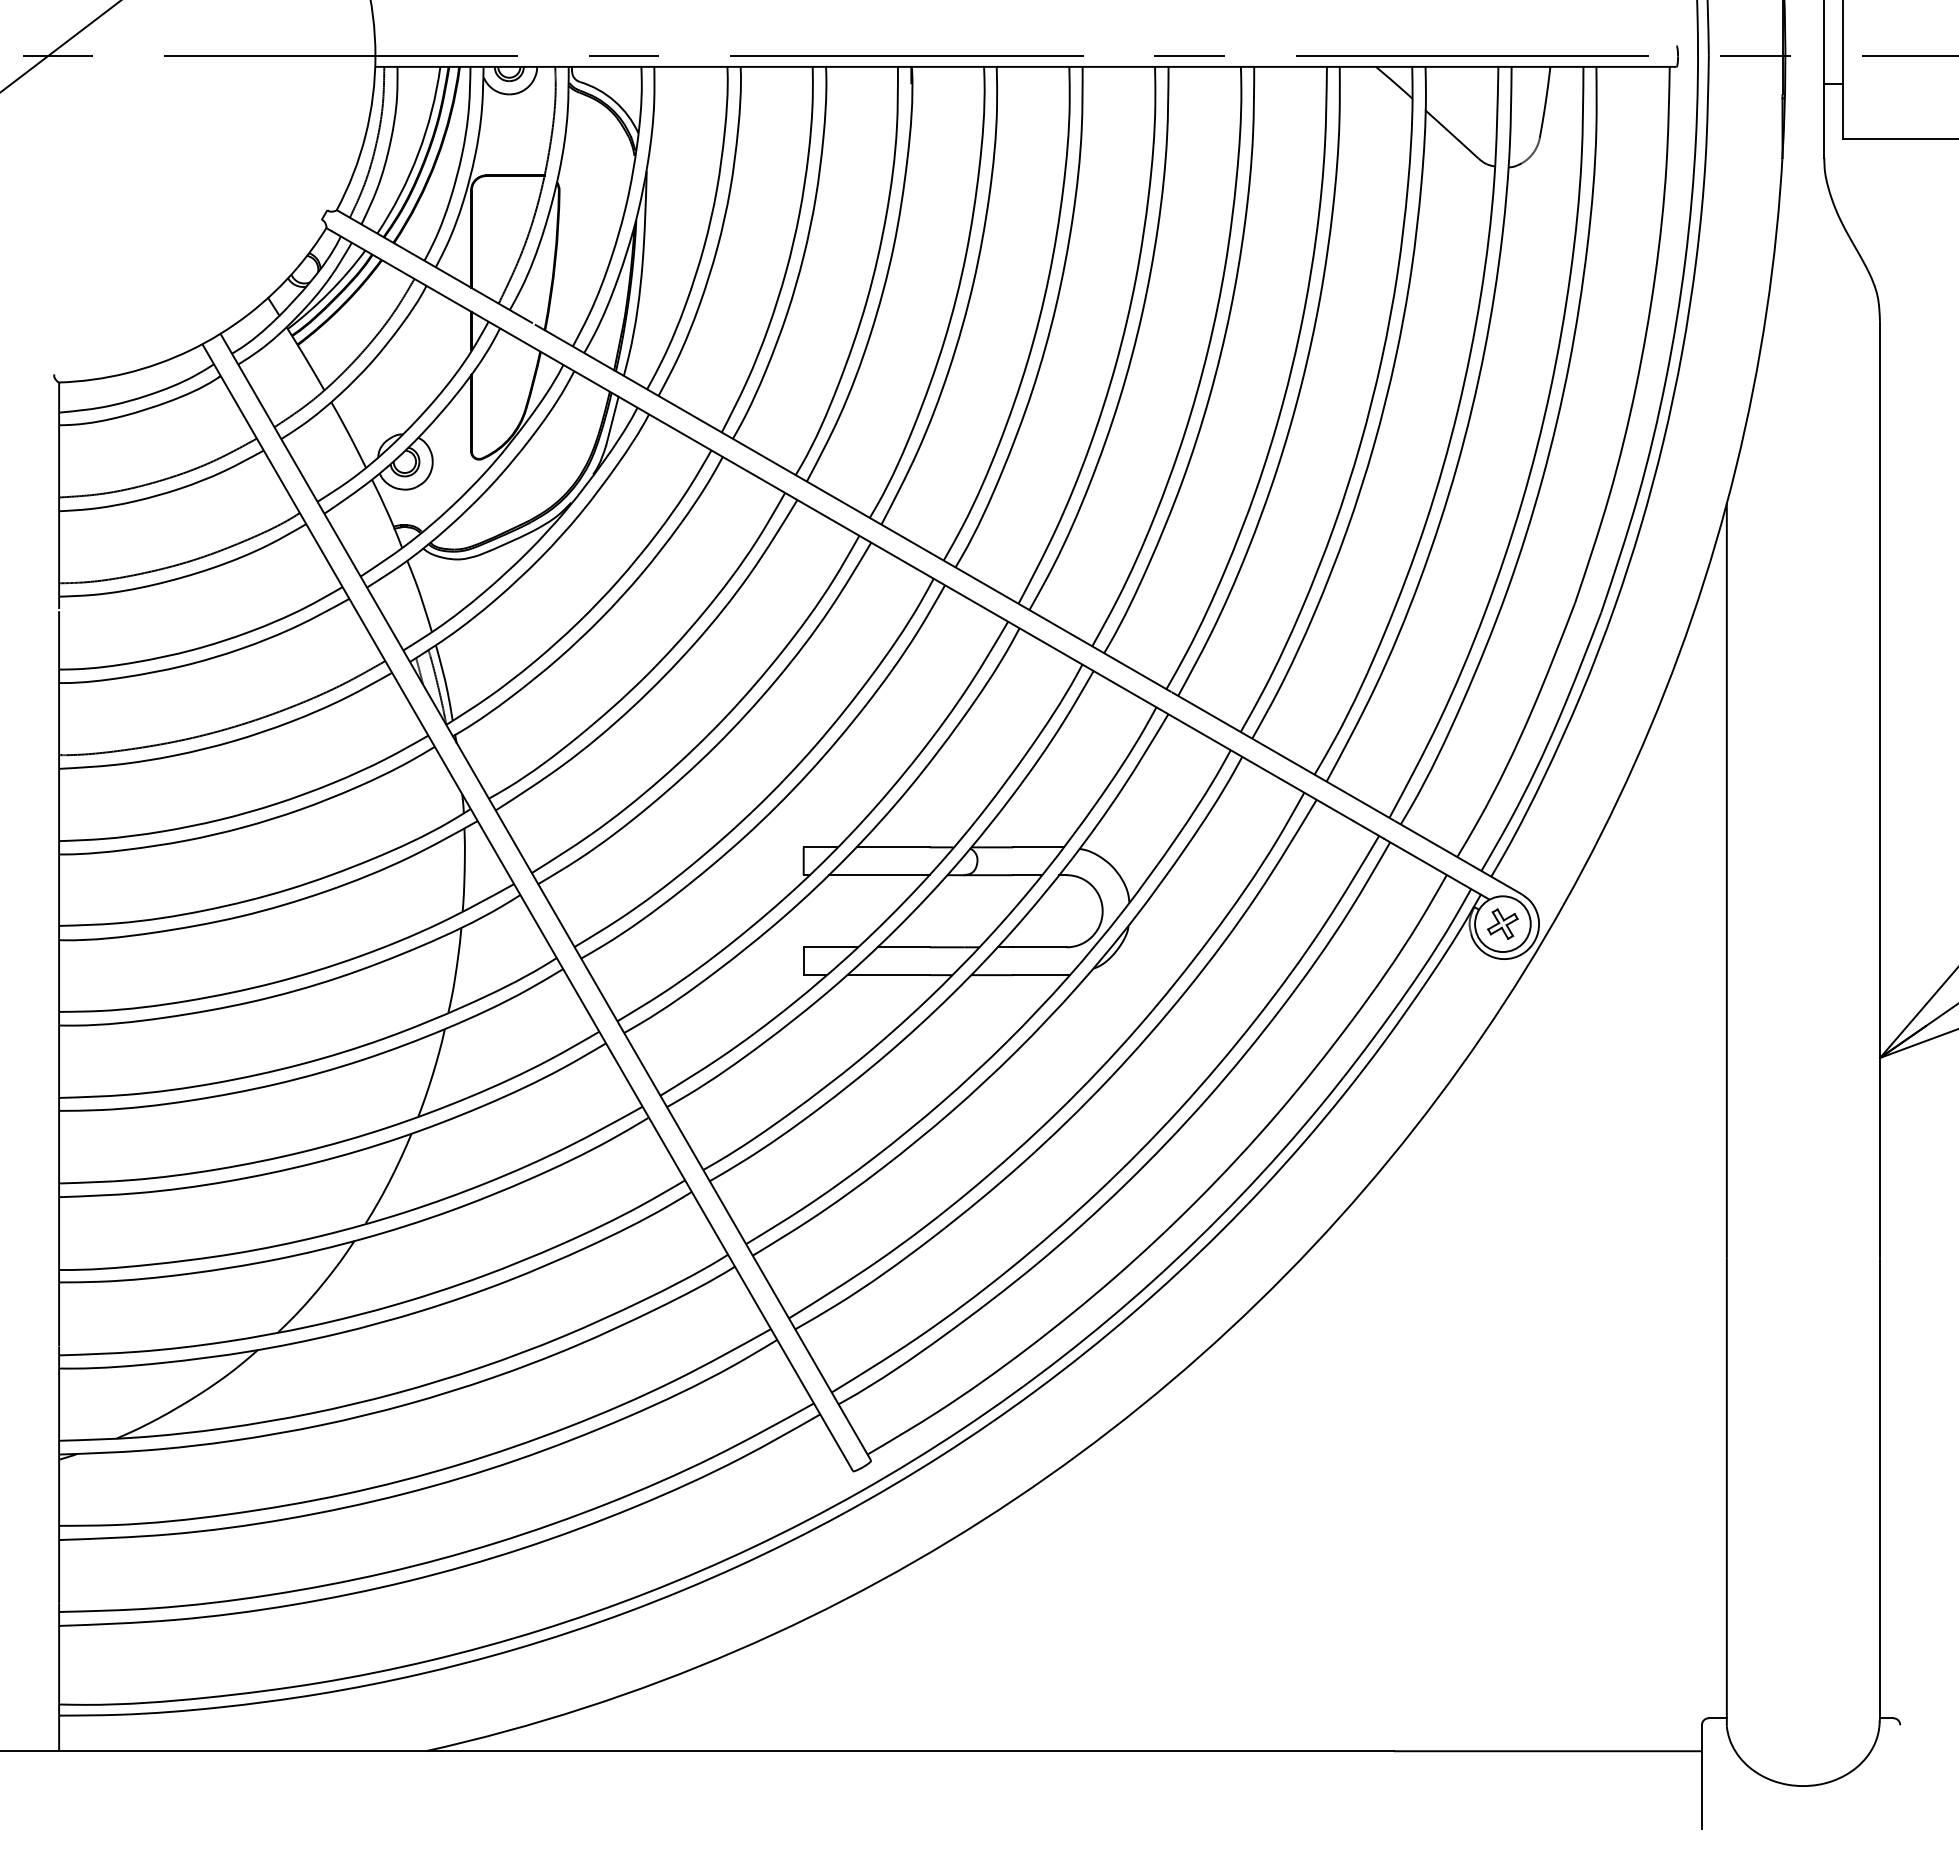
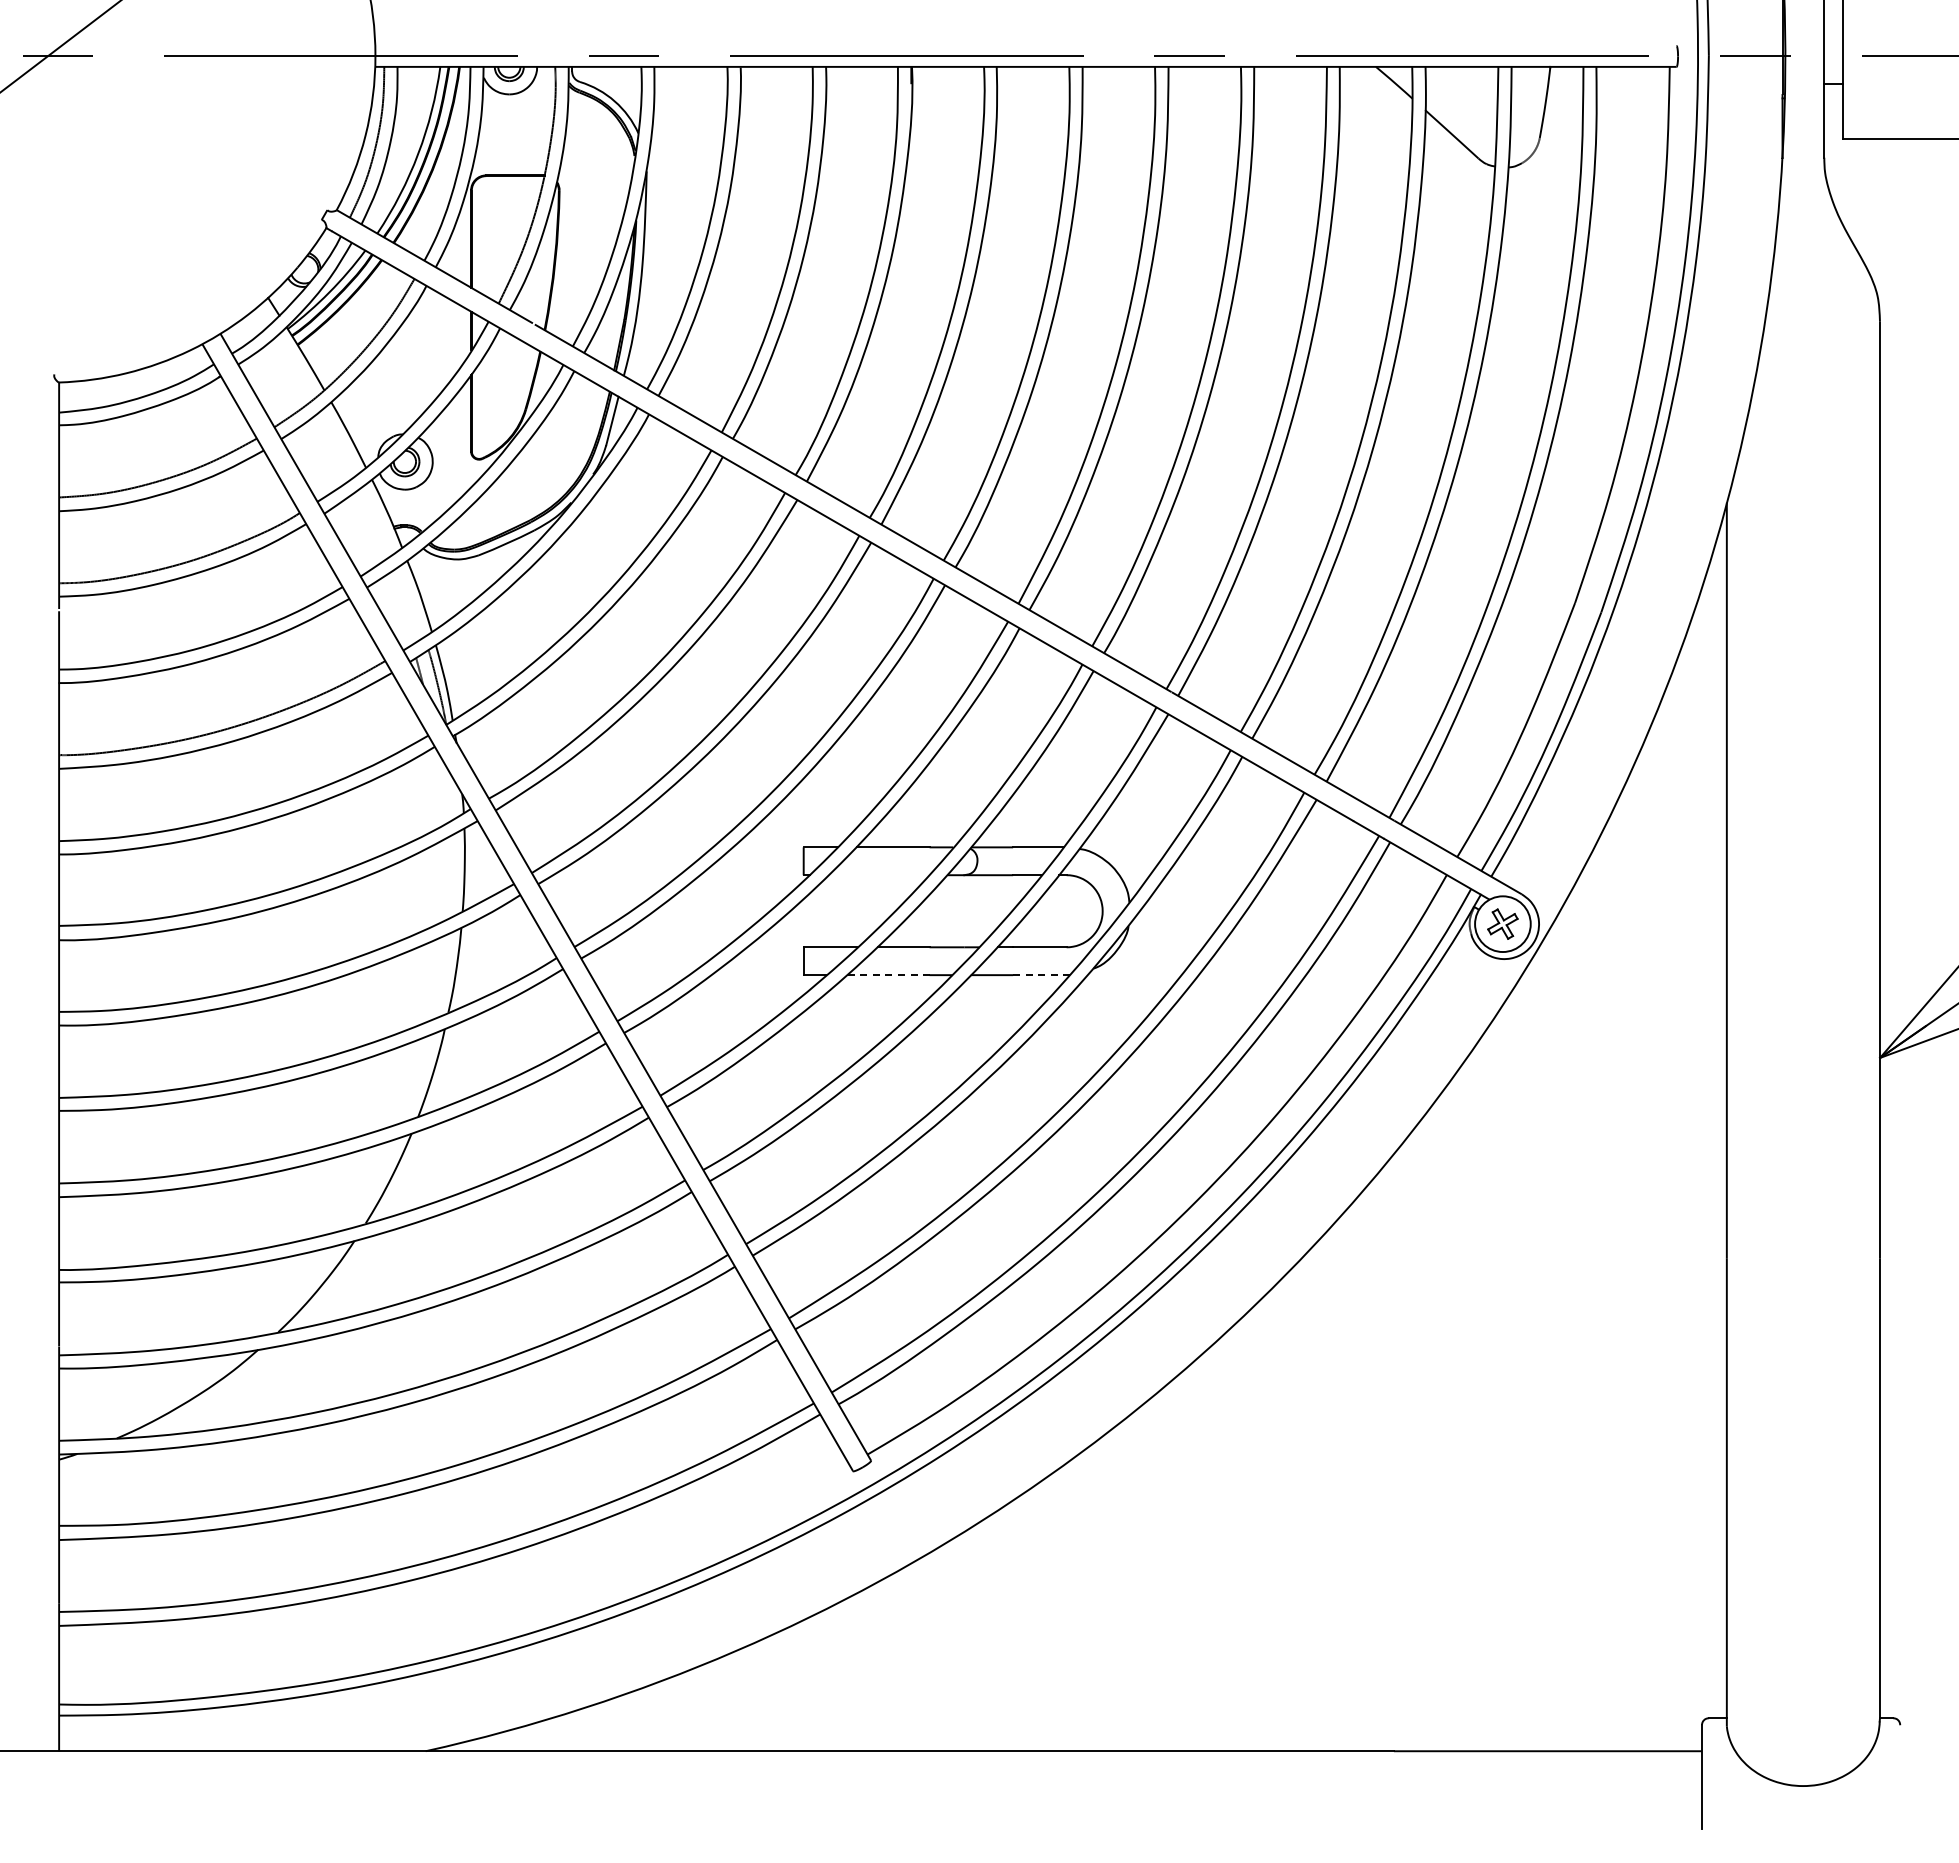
line: present -> none (878, 875)
line: solid -> dashed (888, 975)
line: solid -> dashed (1042, 975)
